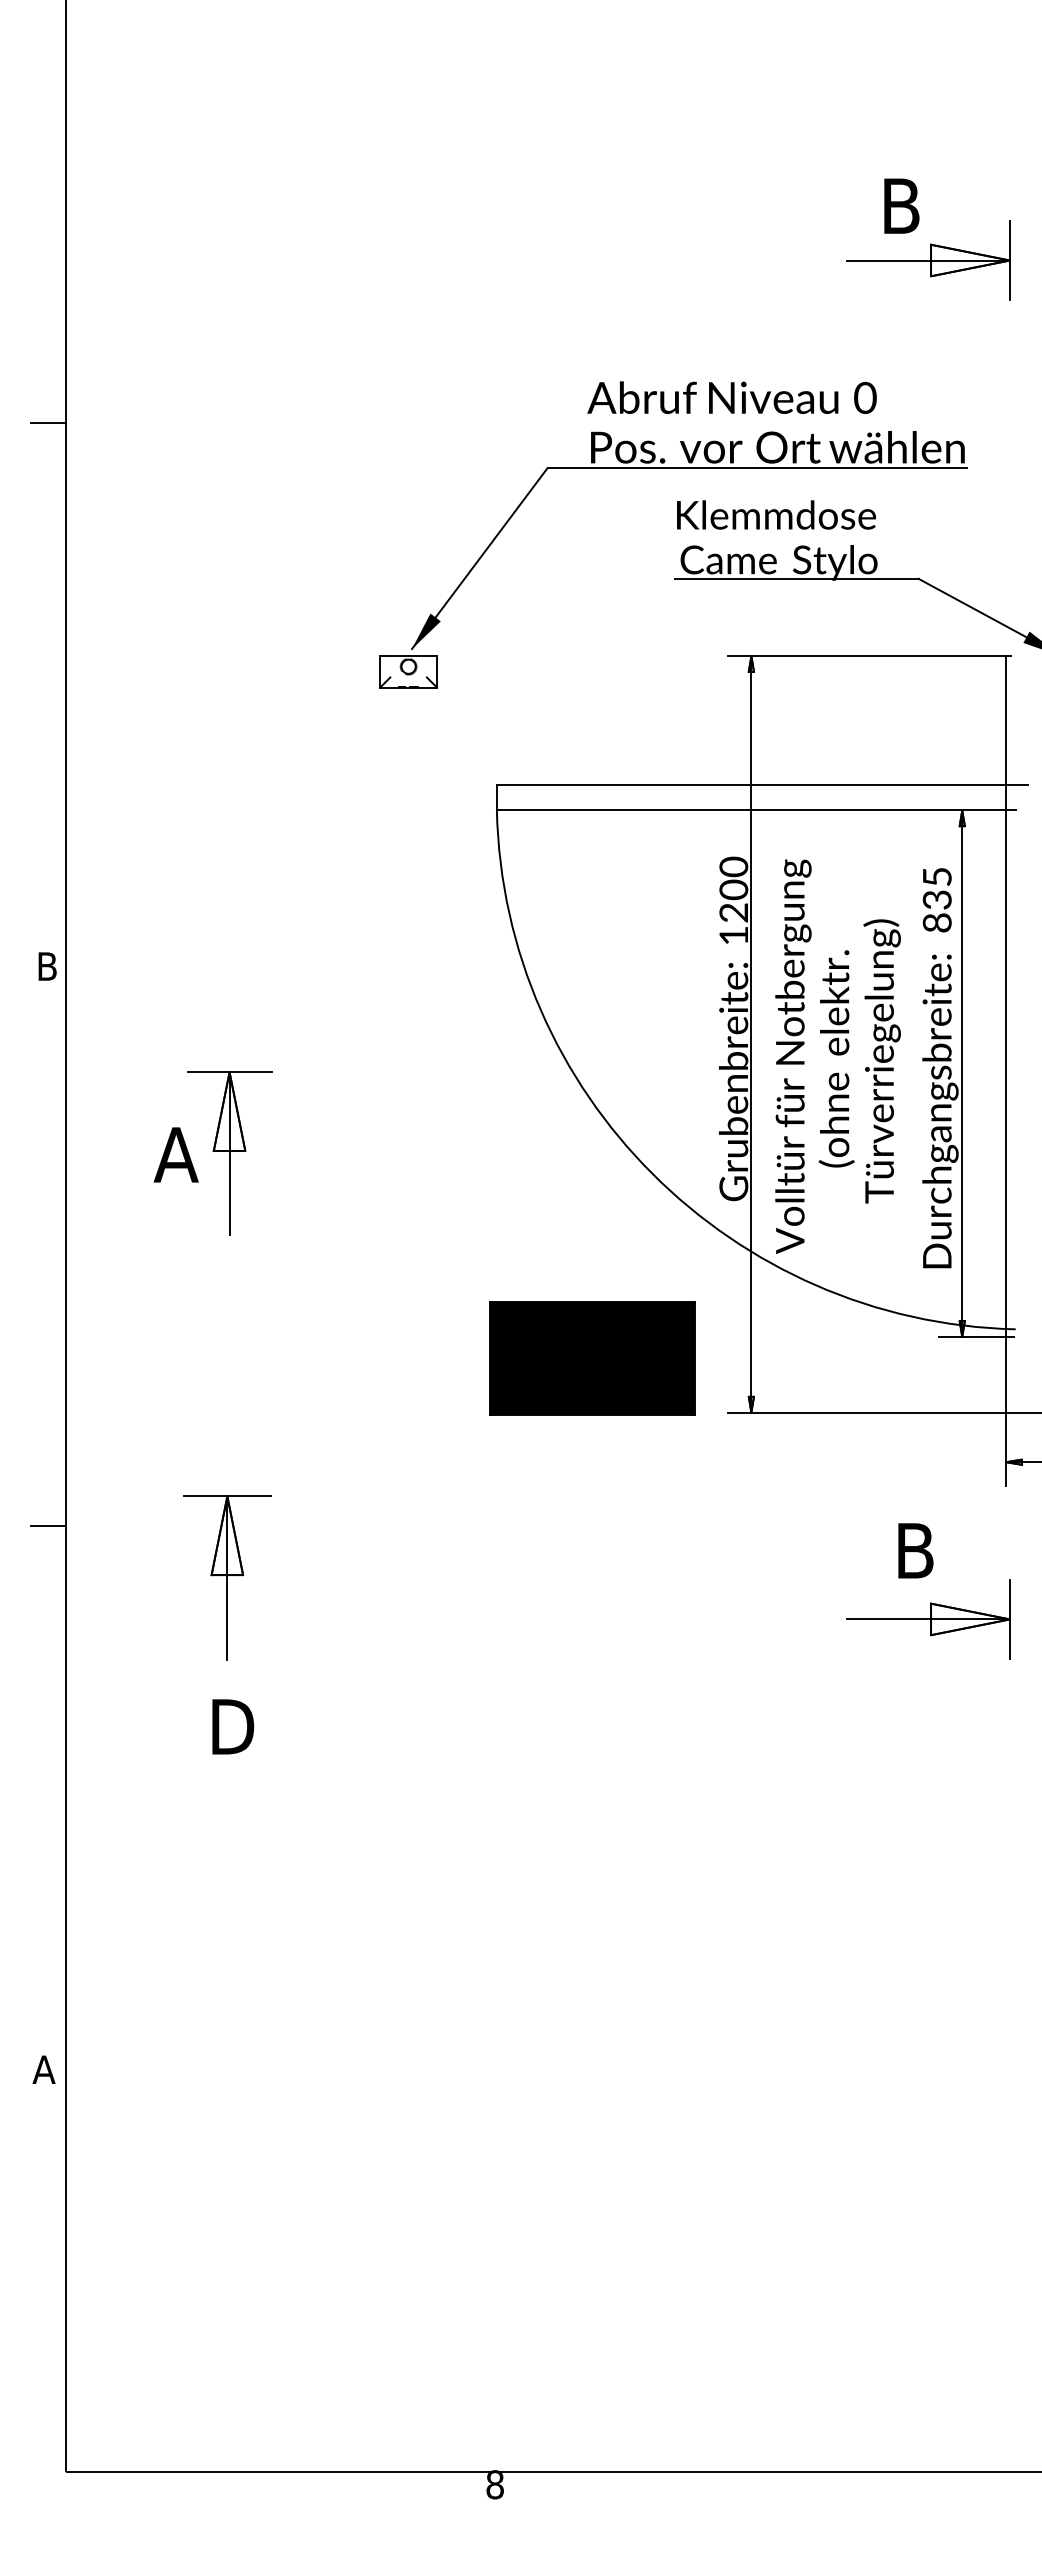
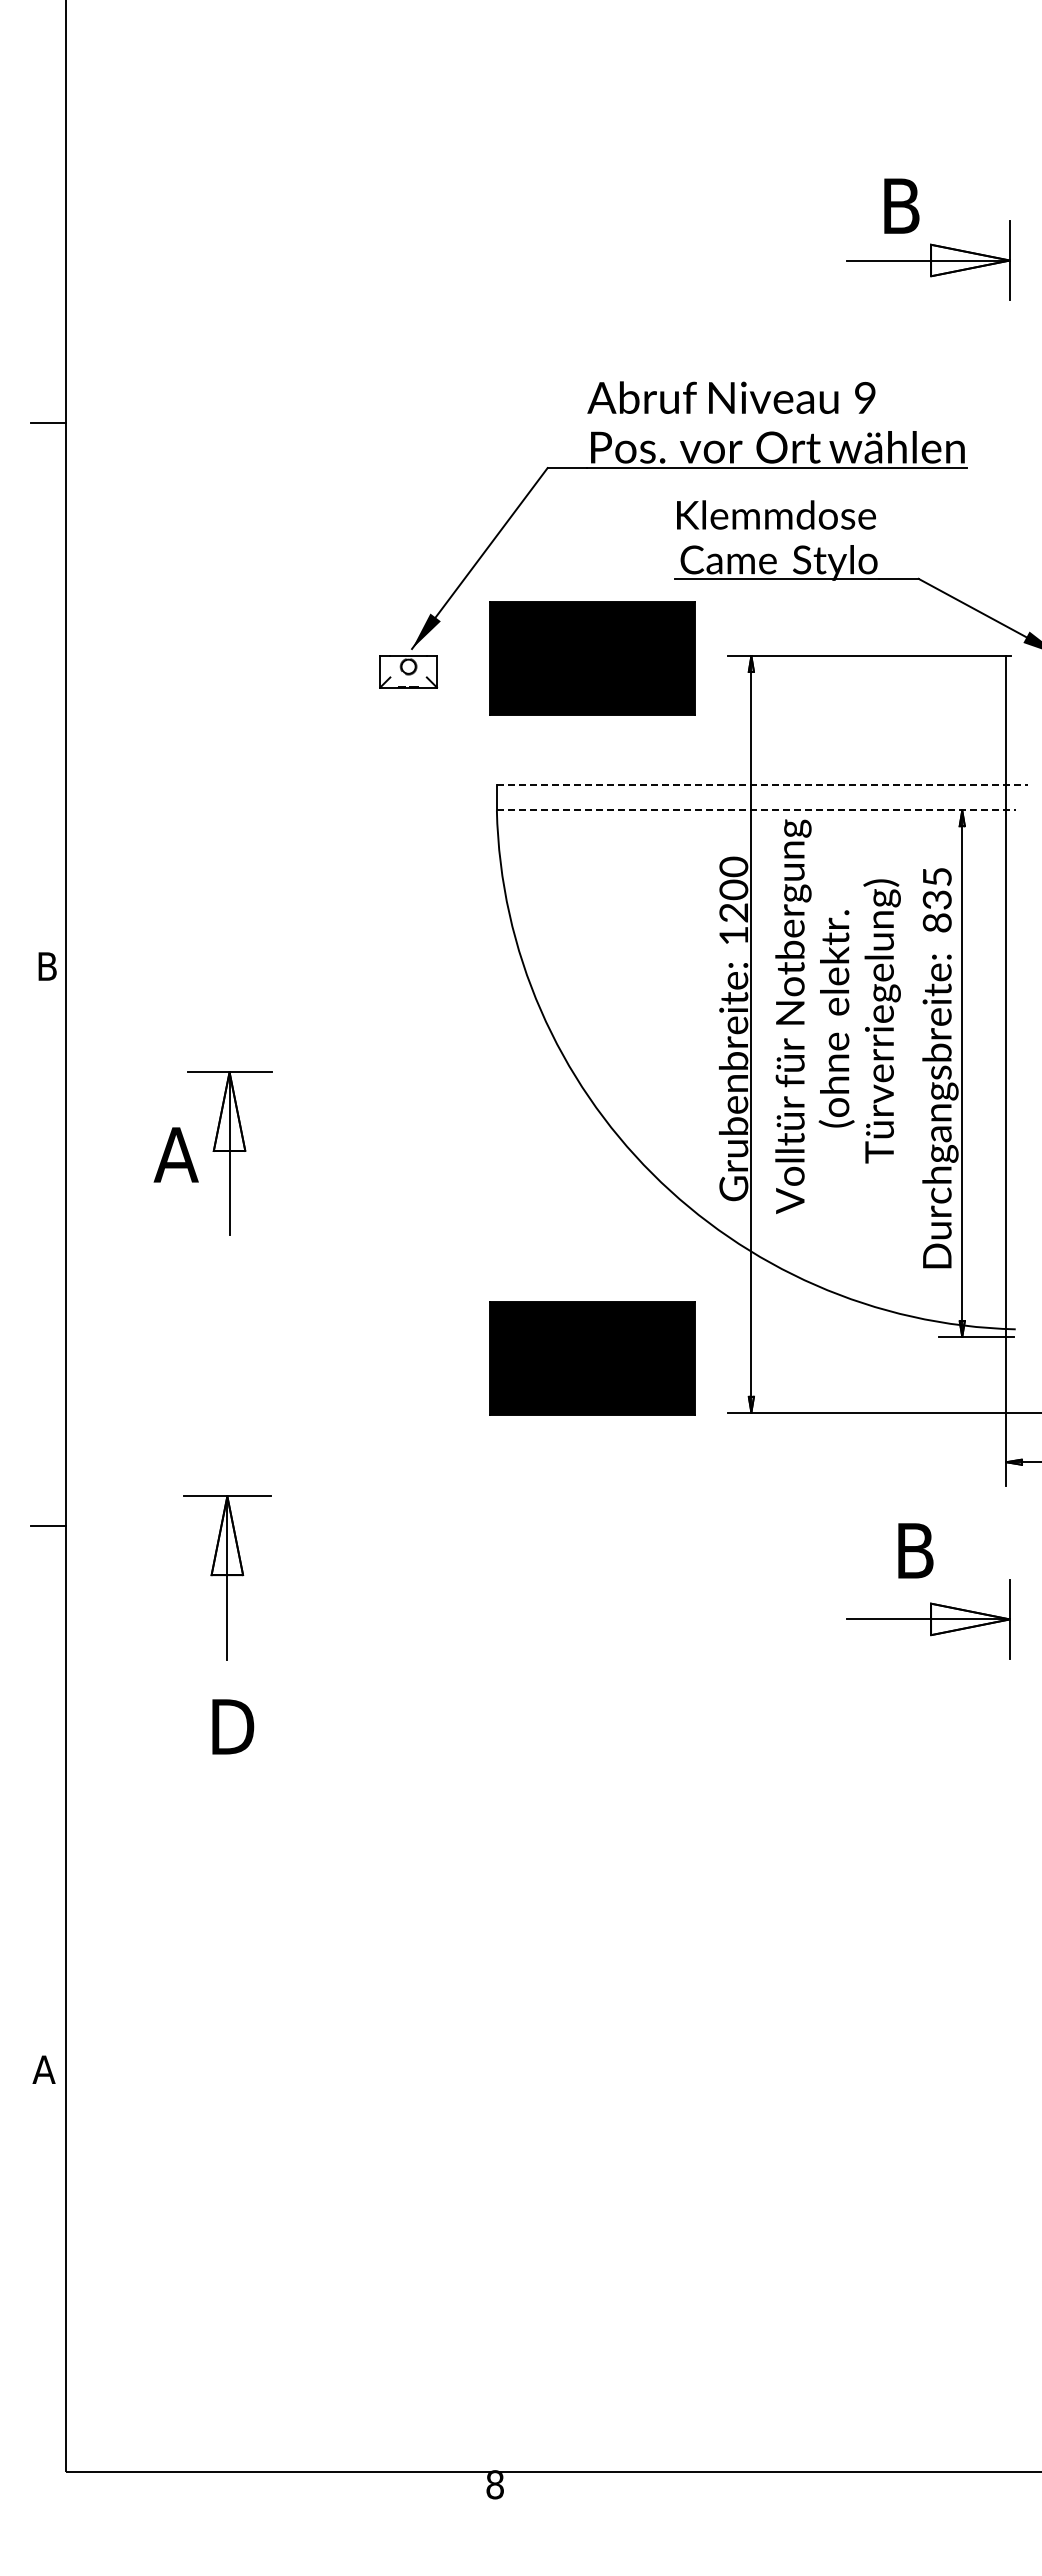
text: 0 -> 9 (865, 398)
part: none -> present (592, 658)
line: solid -> dashed (762, 785)
line: solid -> dashed (756, 810)
text position: (837, 1056) -> (837, 1016) (837, 1016)
